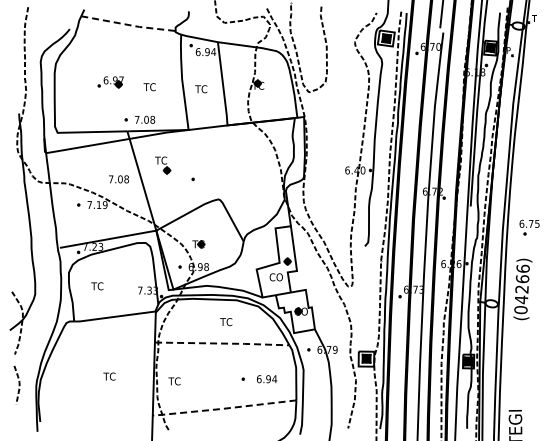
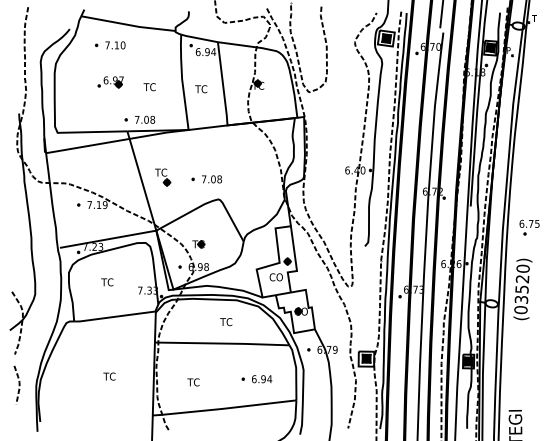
line: dashed -> solid (128, 25)
part: none -> present (110, 45)
part position: (163, 165) -> (163, 177) (163, 177)
text position: (118, 179) -> (211, 179) (211, 179)
text: (04266) -> (03520) (521, 284)
text position: (97, 286) -> (107, 282) (107, 282)
line: dashed -> solid (222, 343)
text position: (267, 379) -> (262, 379) (262, 379)
text position: (174, 381) -> (193, 382) (193, 382)
line: dashed -> solid (223, 408)
